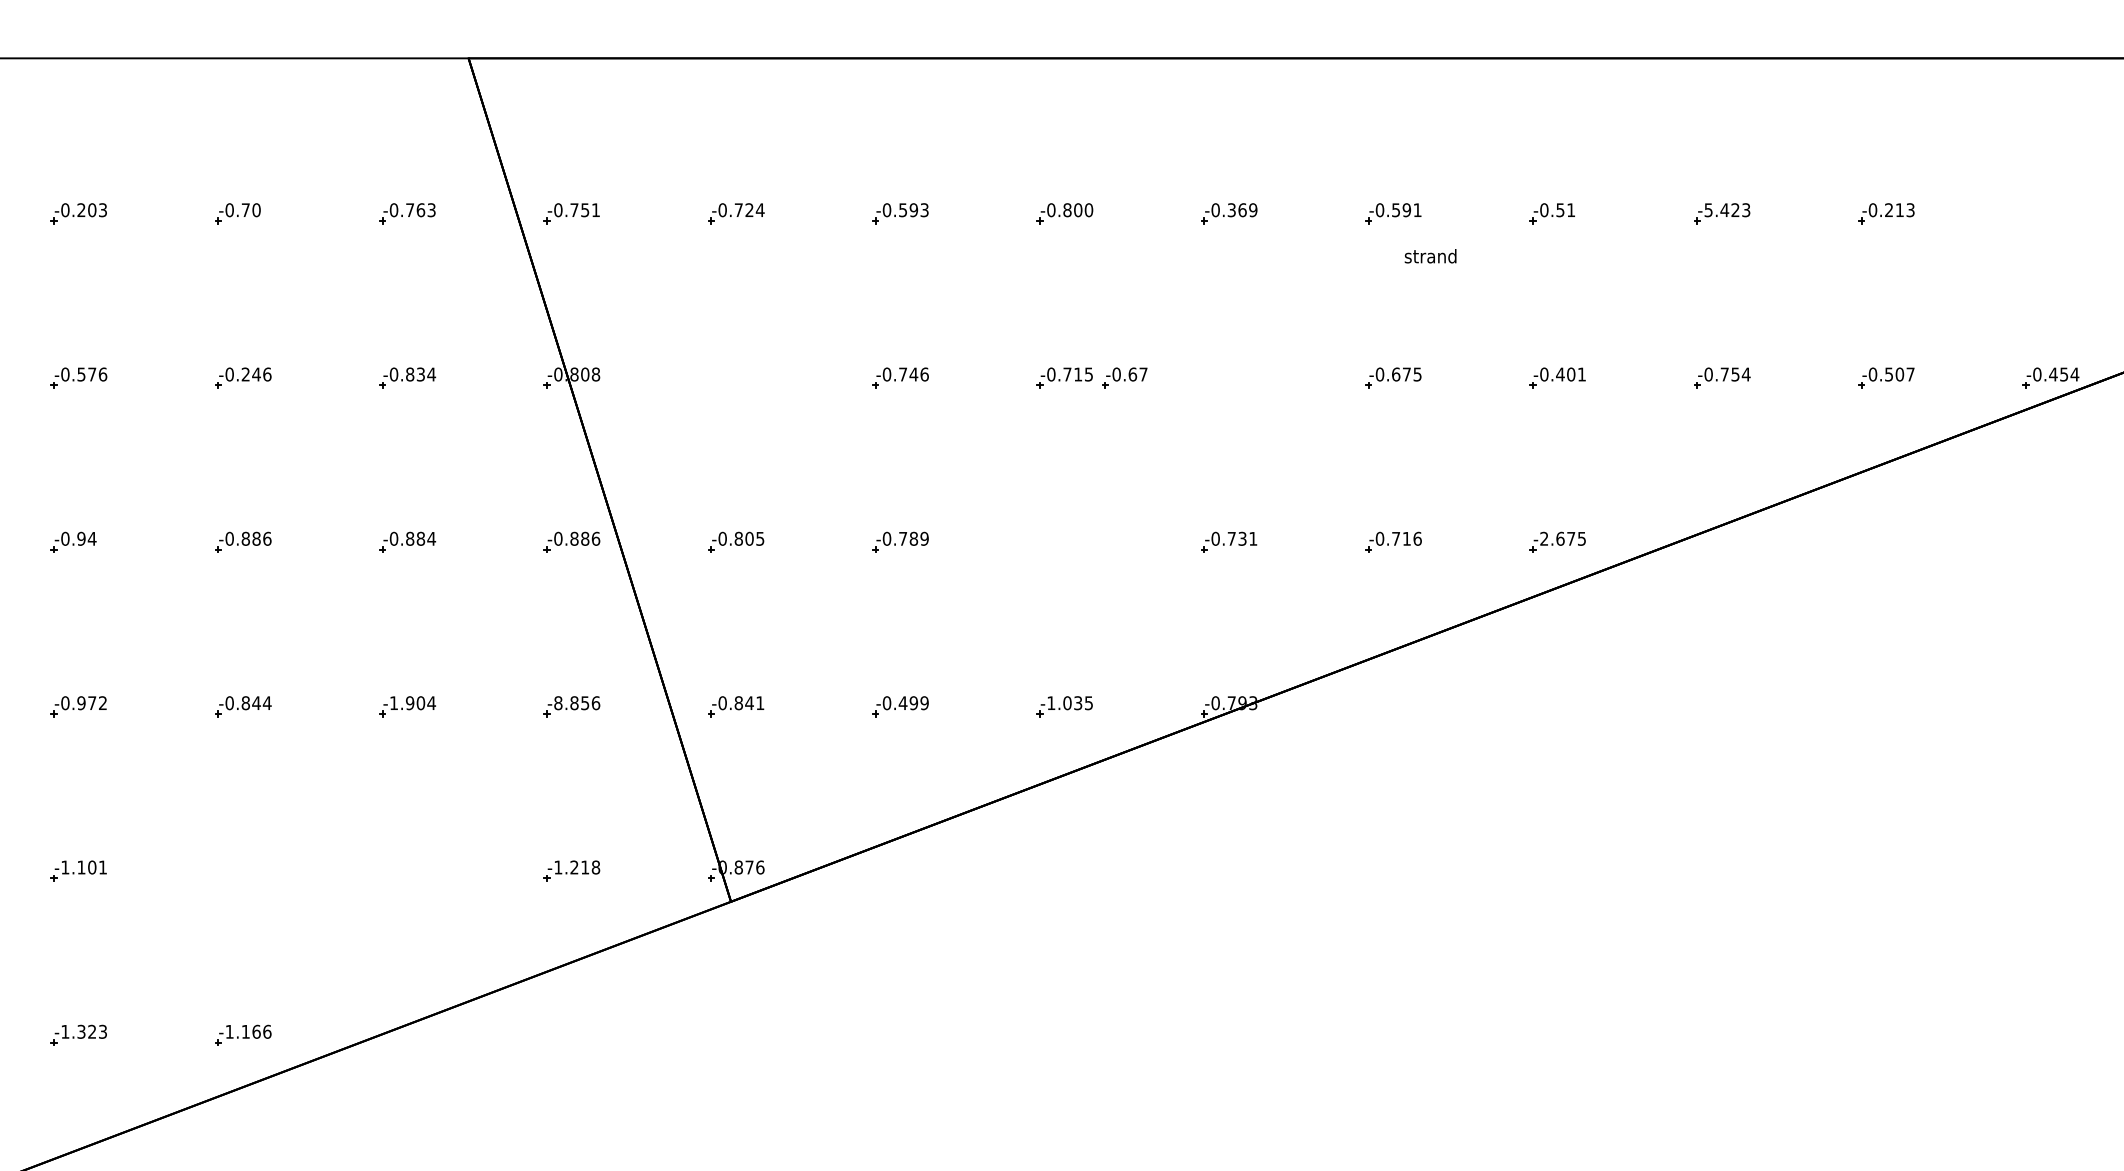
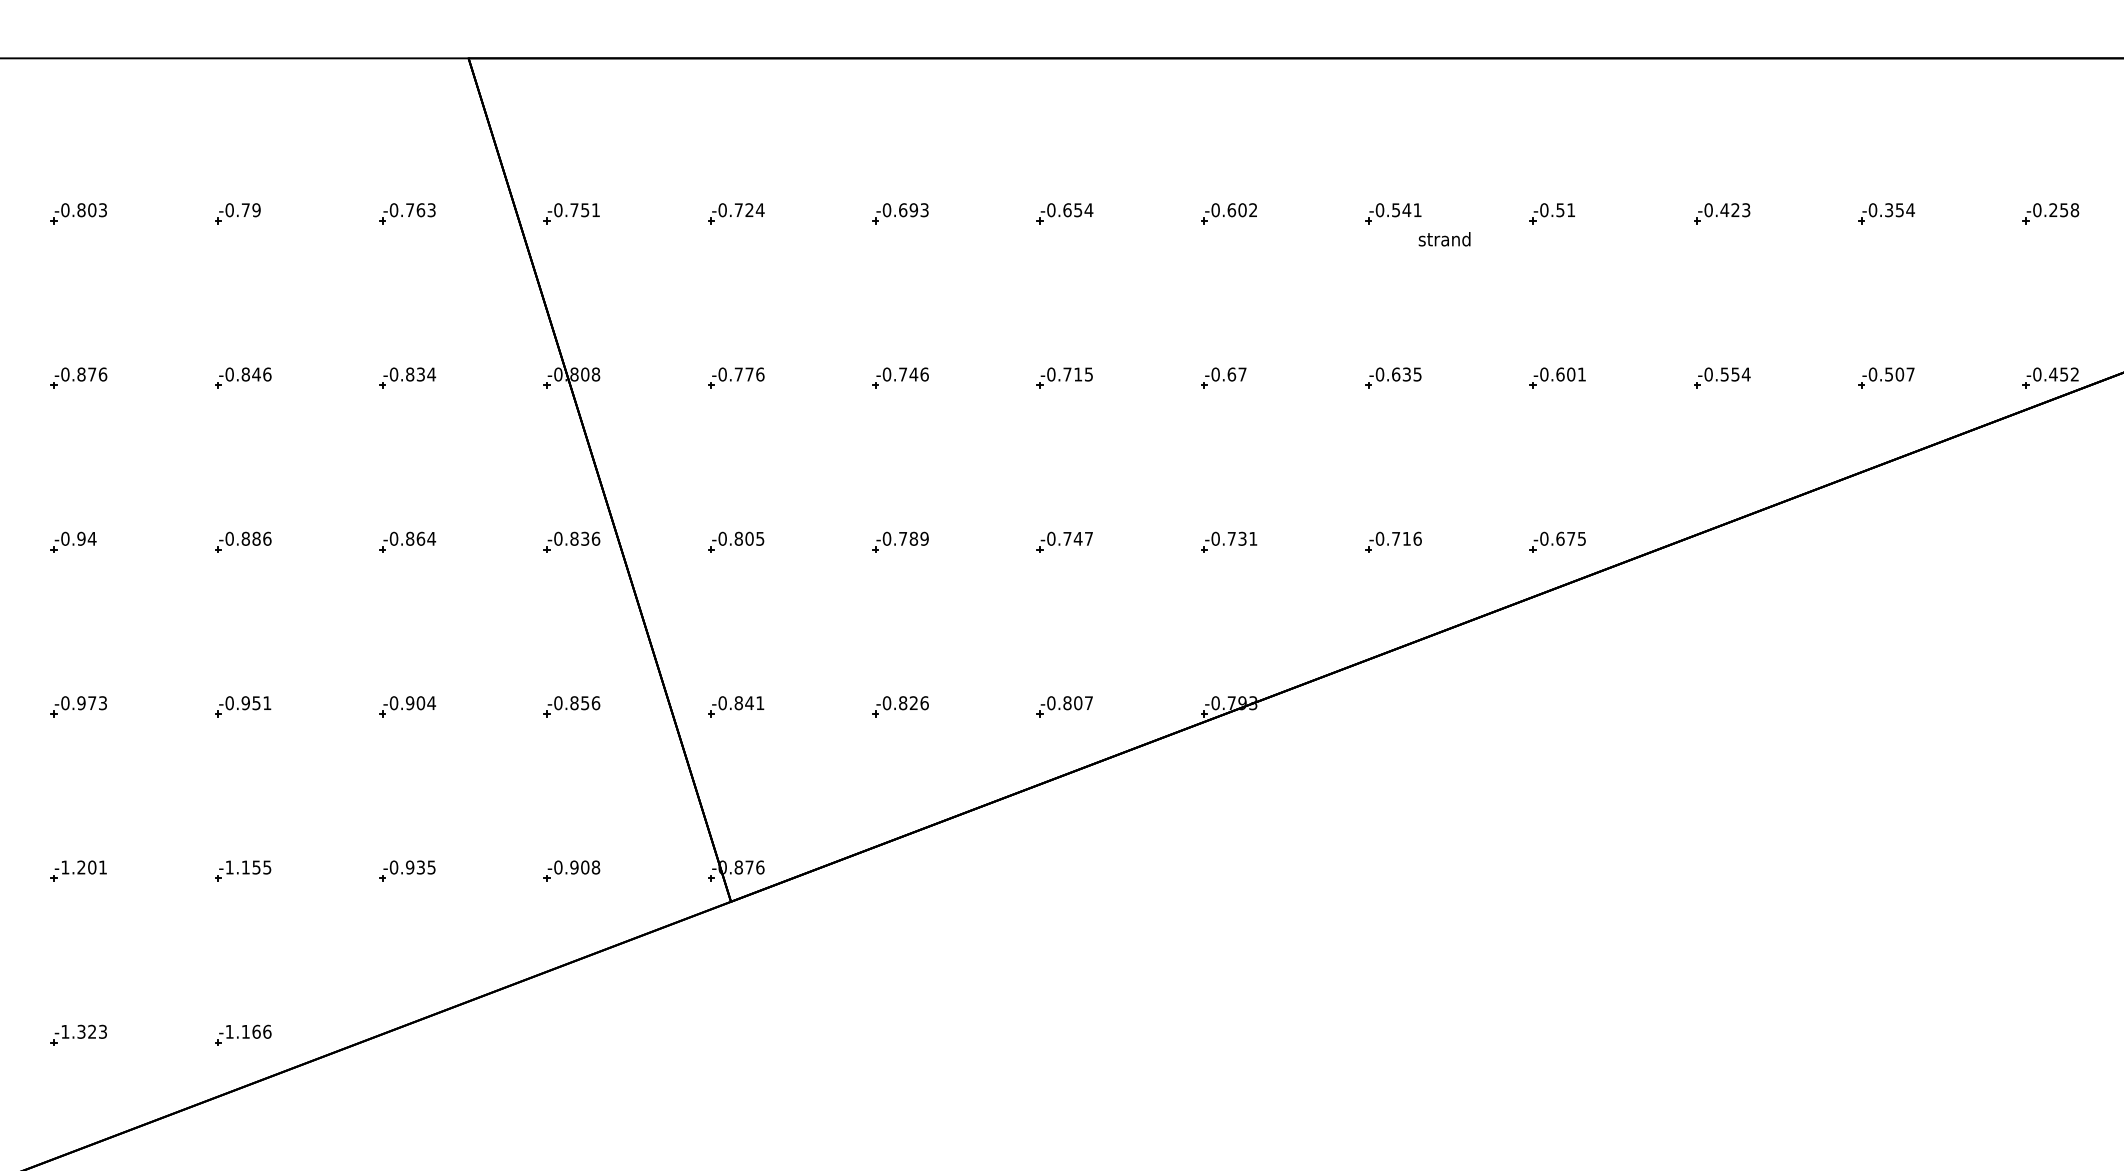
text: -0.203 -> -0.803 (81, 210)
text: -0.70 -> -0.79 (256, 210)
text: -0.593 -> -0.693 (903, 210)
text: -0.800 -> -0.654 (1078, 210)
text: -0.369 -> -0.602 (1242, 210)
text: -0.591 -> -0.541 (1406, 210)
text: -5.423 -> -0.423 (1708, 210)
text: -0.213 -> -0.354 (1899, 210)
part: none -> present (2050, 213)
text position: (1430, 256) -> (1444, 239) (1444, 239)
text: -0.576 -> -0.876 (81, 374)
text: -0.246 -> -0.846 (245, 374)
text: -0.675 -> -0.635 (1406, 374)
text: -0.401 -> -0.601 (1560, 374)
text: -0.754 -> -0.554 (1724, 374)
text: -0.454 -> -0.452 (2074, 374)
part: none -> present (736, 377)
part position: (1124, 377) -> (1223, 377) (1223, 377)
text: -0.884 -> -0.864 (420, 538)
text: -0.886 -> -0.836 (585, 538)
text: -2.675 -> -0.675 (1544, 538)
part: none -> present (1064, 541)
text: -8.856 -> -0.856 (558, 702)
text: -0.972 -> -0.973 (102, 703)
text: -0.844 -> -0.951 (256, 703)
text: -1.904 -> -0.904 (393, 703)
text: -0.499 -> -0.826 (913, 703)
text: -1.035 -> -0.807 (1069, 703)
text: -1.101 -> -1.201 (81, 867)
text: -1.218 -> -0.908 (571, 867)
part: none -> present (243, 870)
part: none -> present (407, 870)
